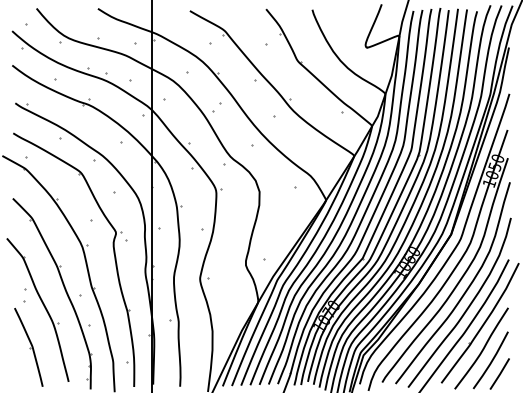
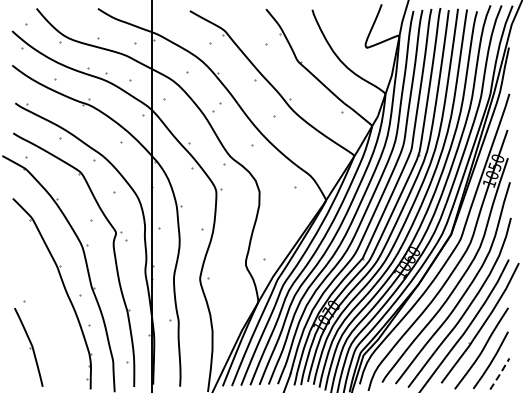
part: present -> none (43, 306)
line: solid -> dashed (500, 374)
